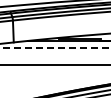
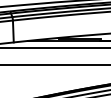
line: dashed -> solid (55, 47)
